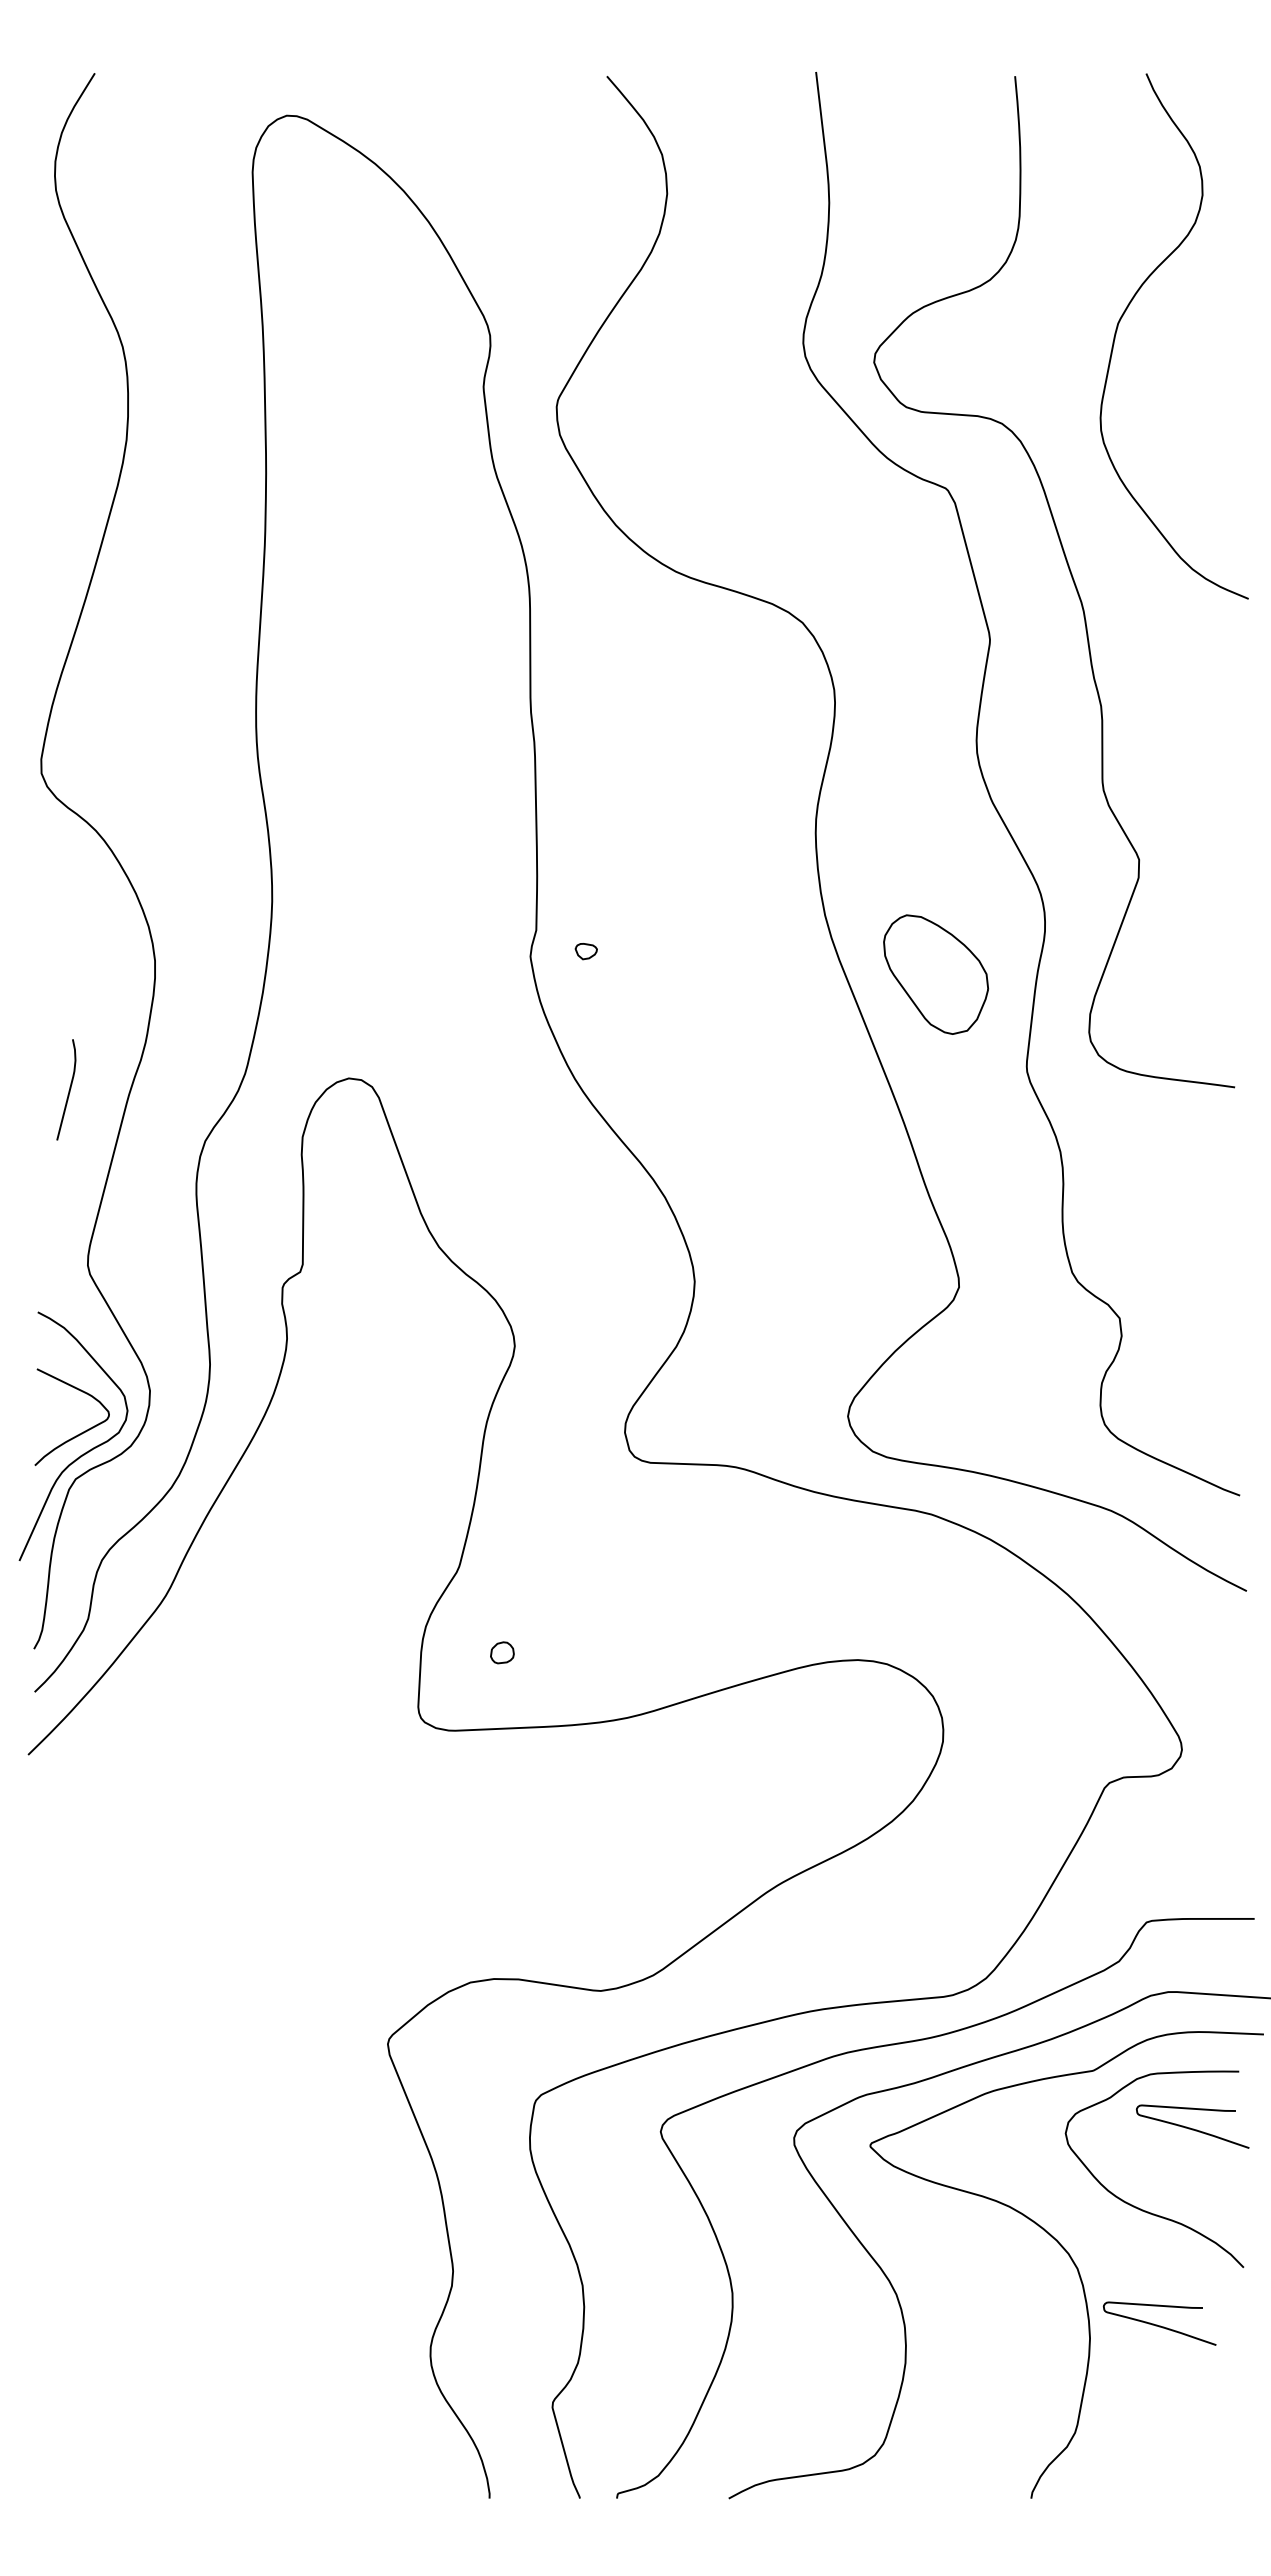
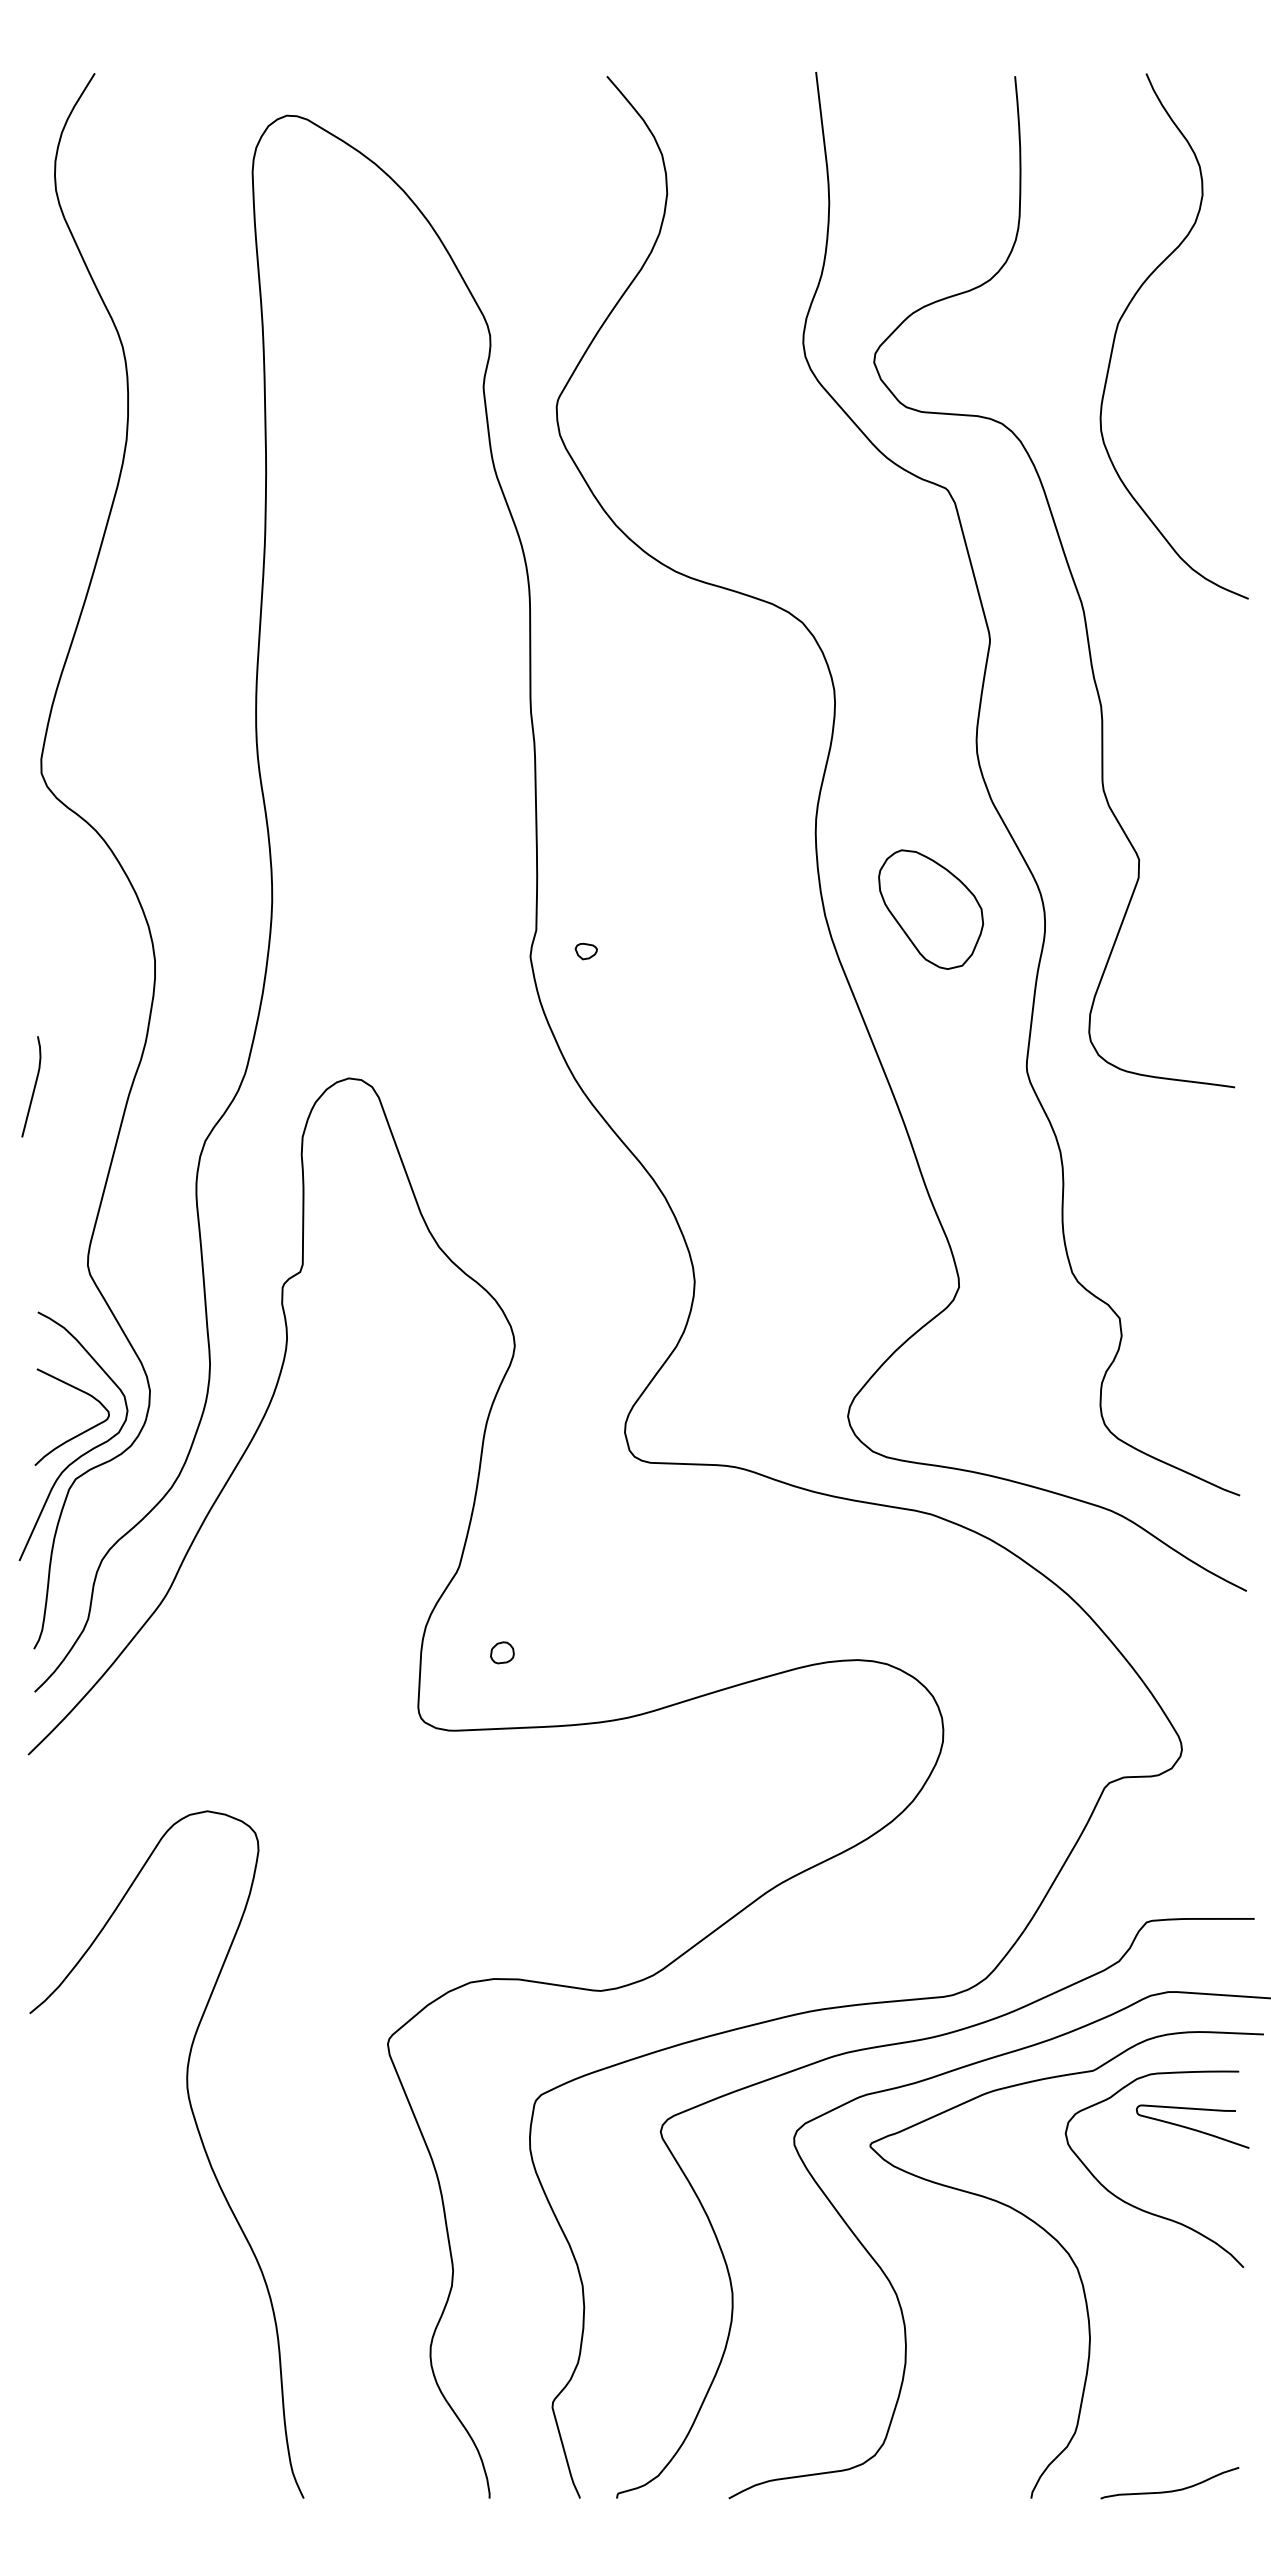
part position: (936, 974) -> (931, 909) (931, 909)
curve position: (68, 1090) -> (33, 1087) (33, 1087)
curve: none -> present (201, 2143)
curve: present -> none (1159, 2325)
curve: none -> present (1169, 2490)
